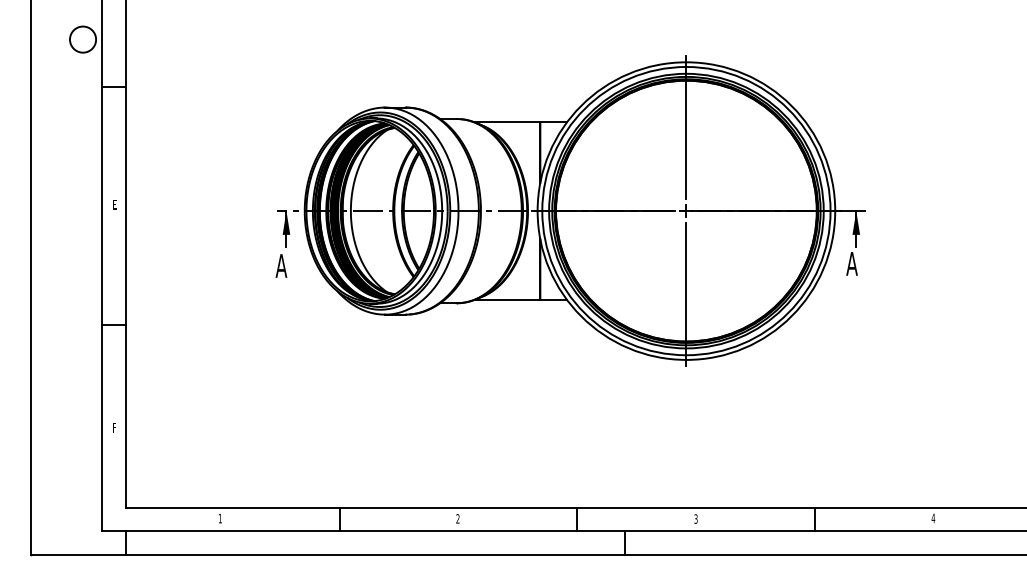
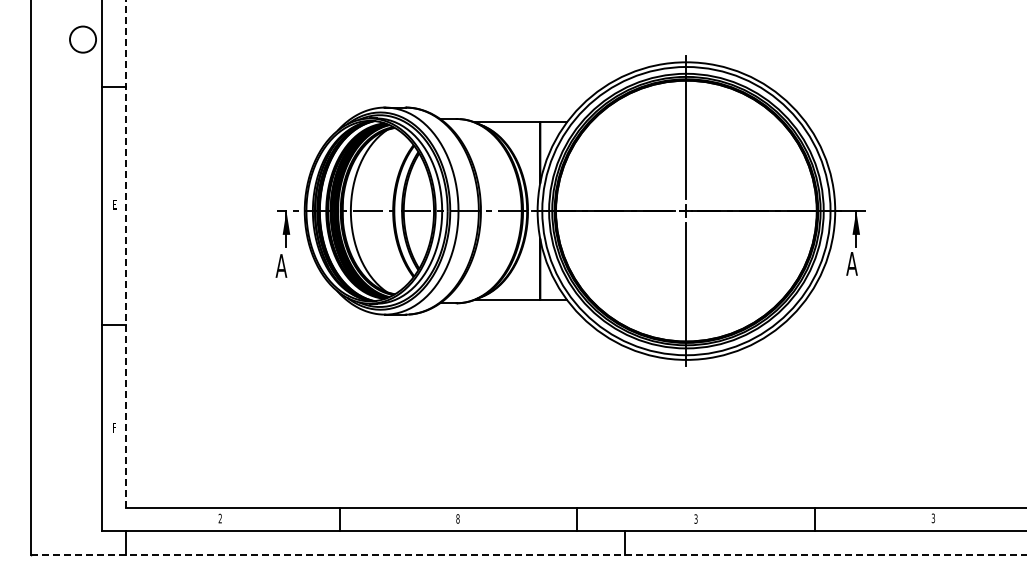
line: solid -> dashed (125, 254)
text: 1 -> 2 (219, 518)
text: 2 -> 8 (457, 518)
text: 4 -> 3 (933, 518)
line: solid -> dashed (528, 555)
